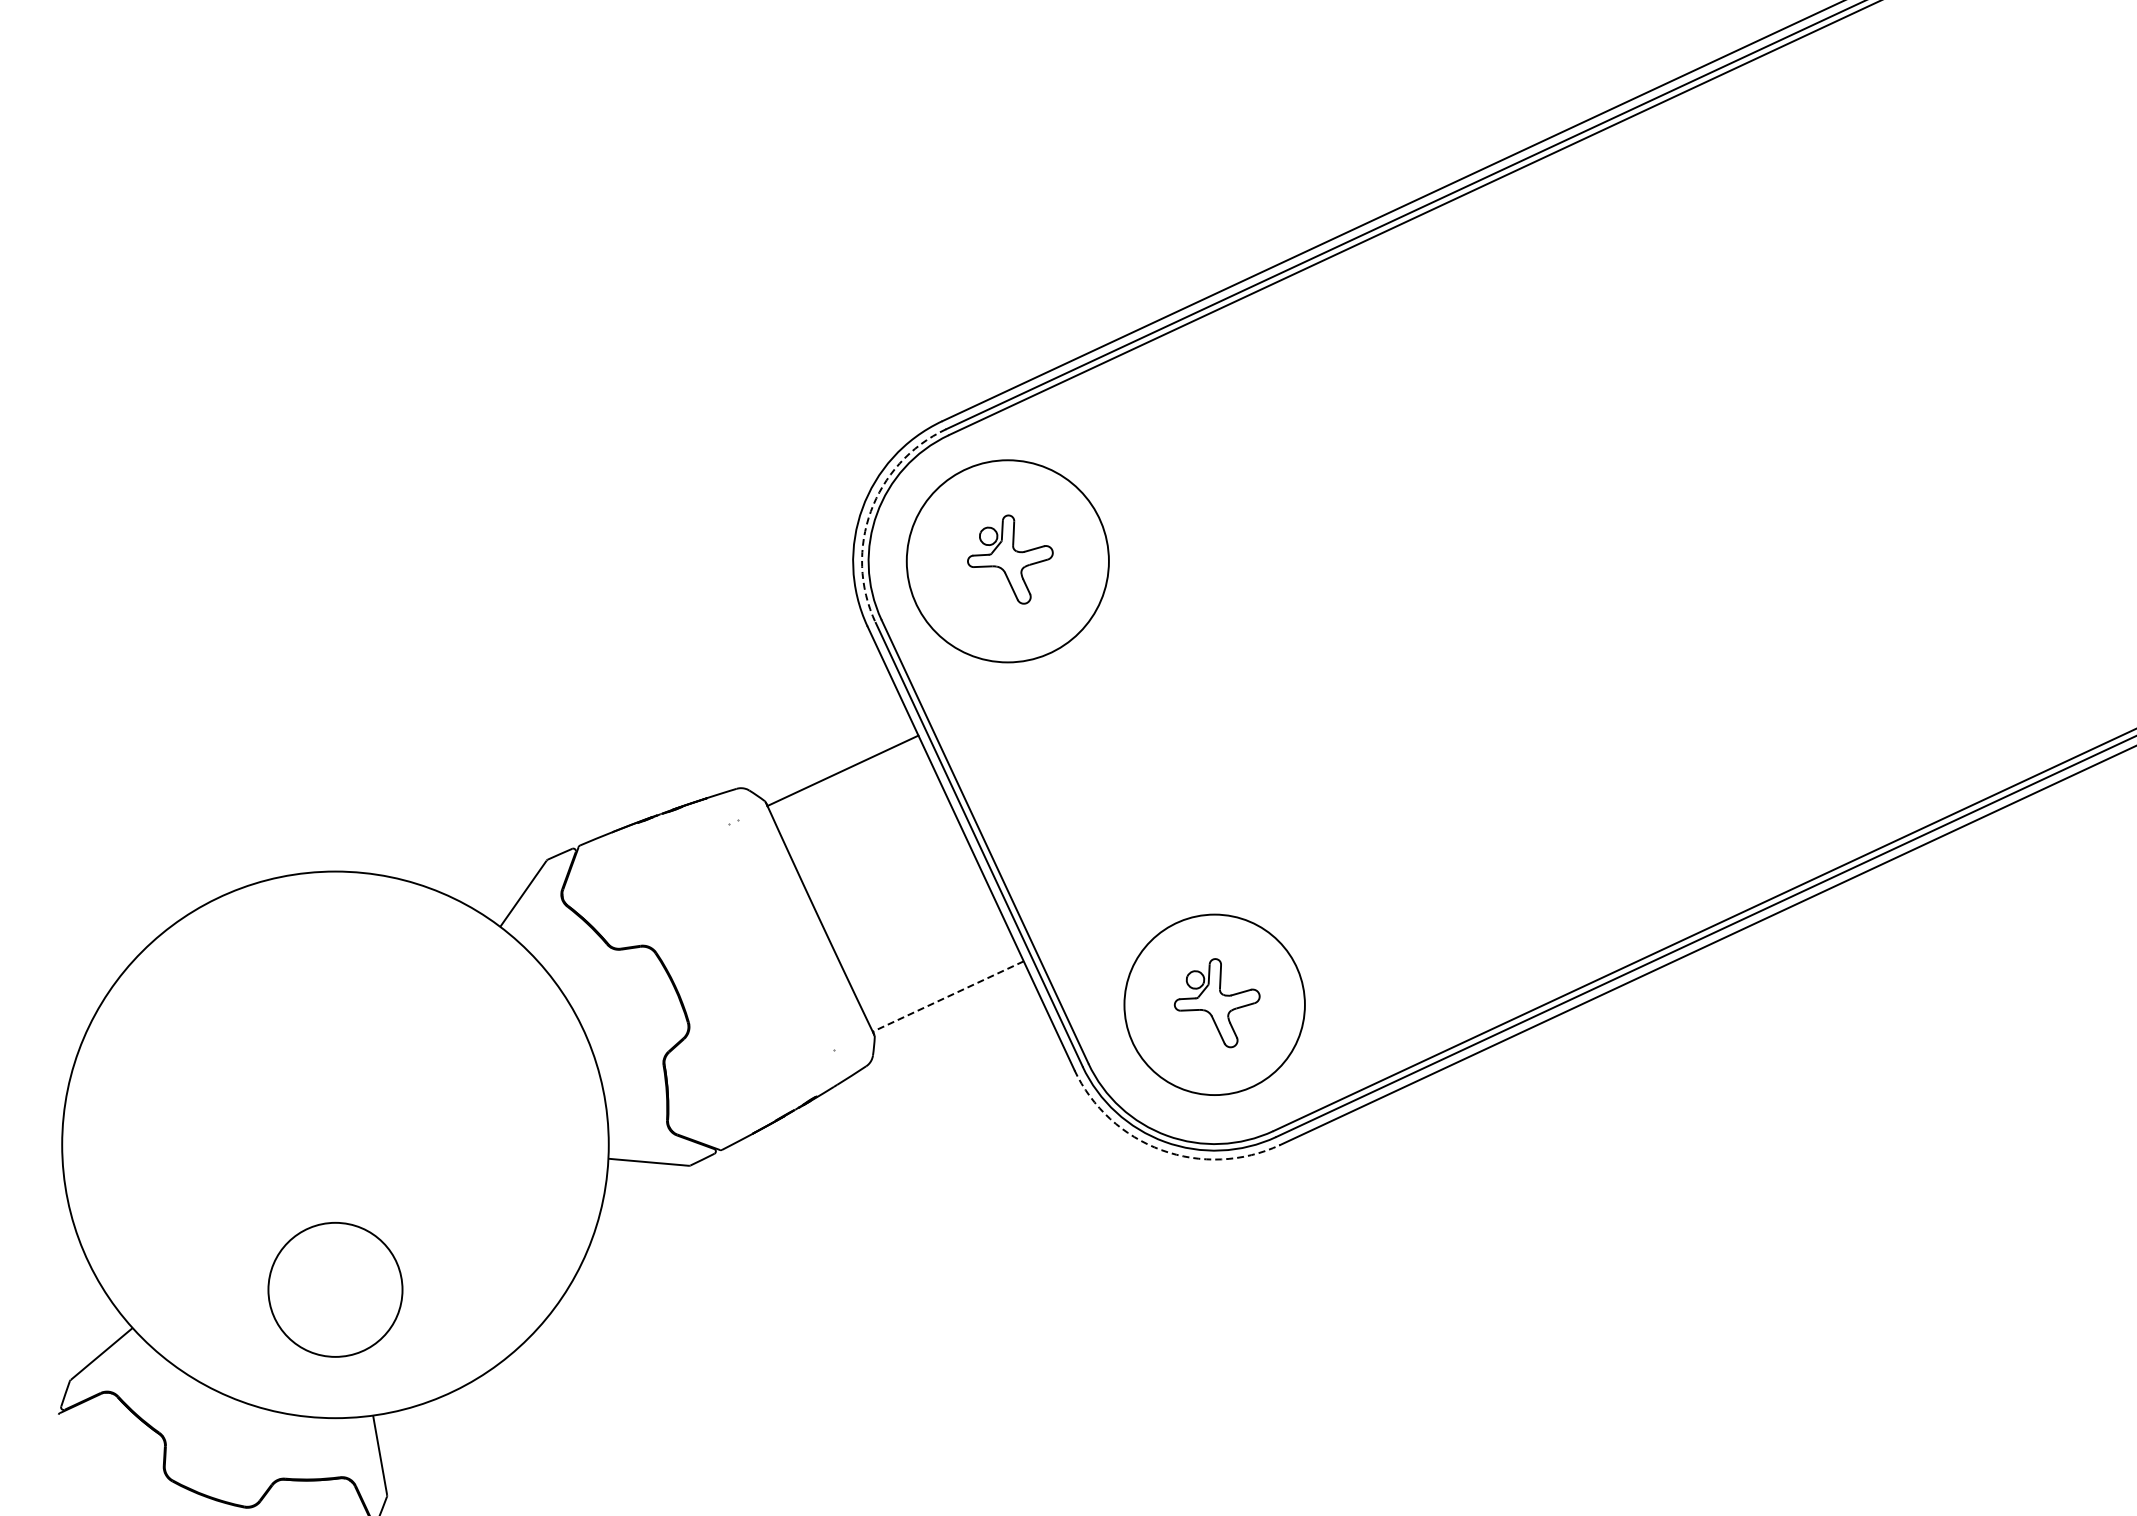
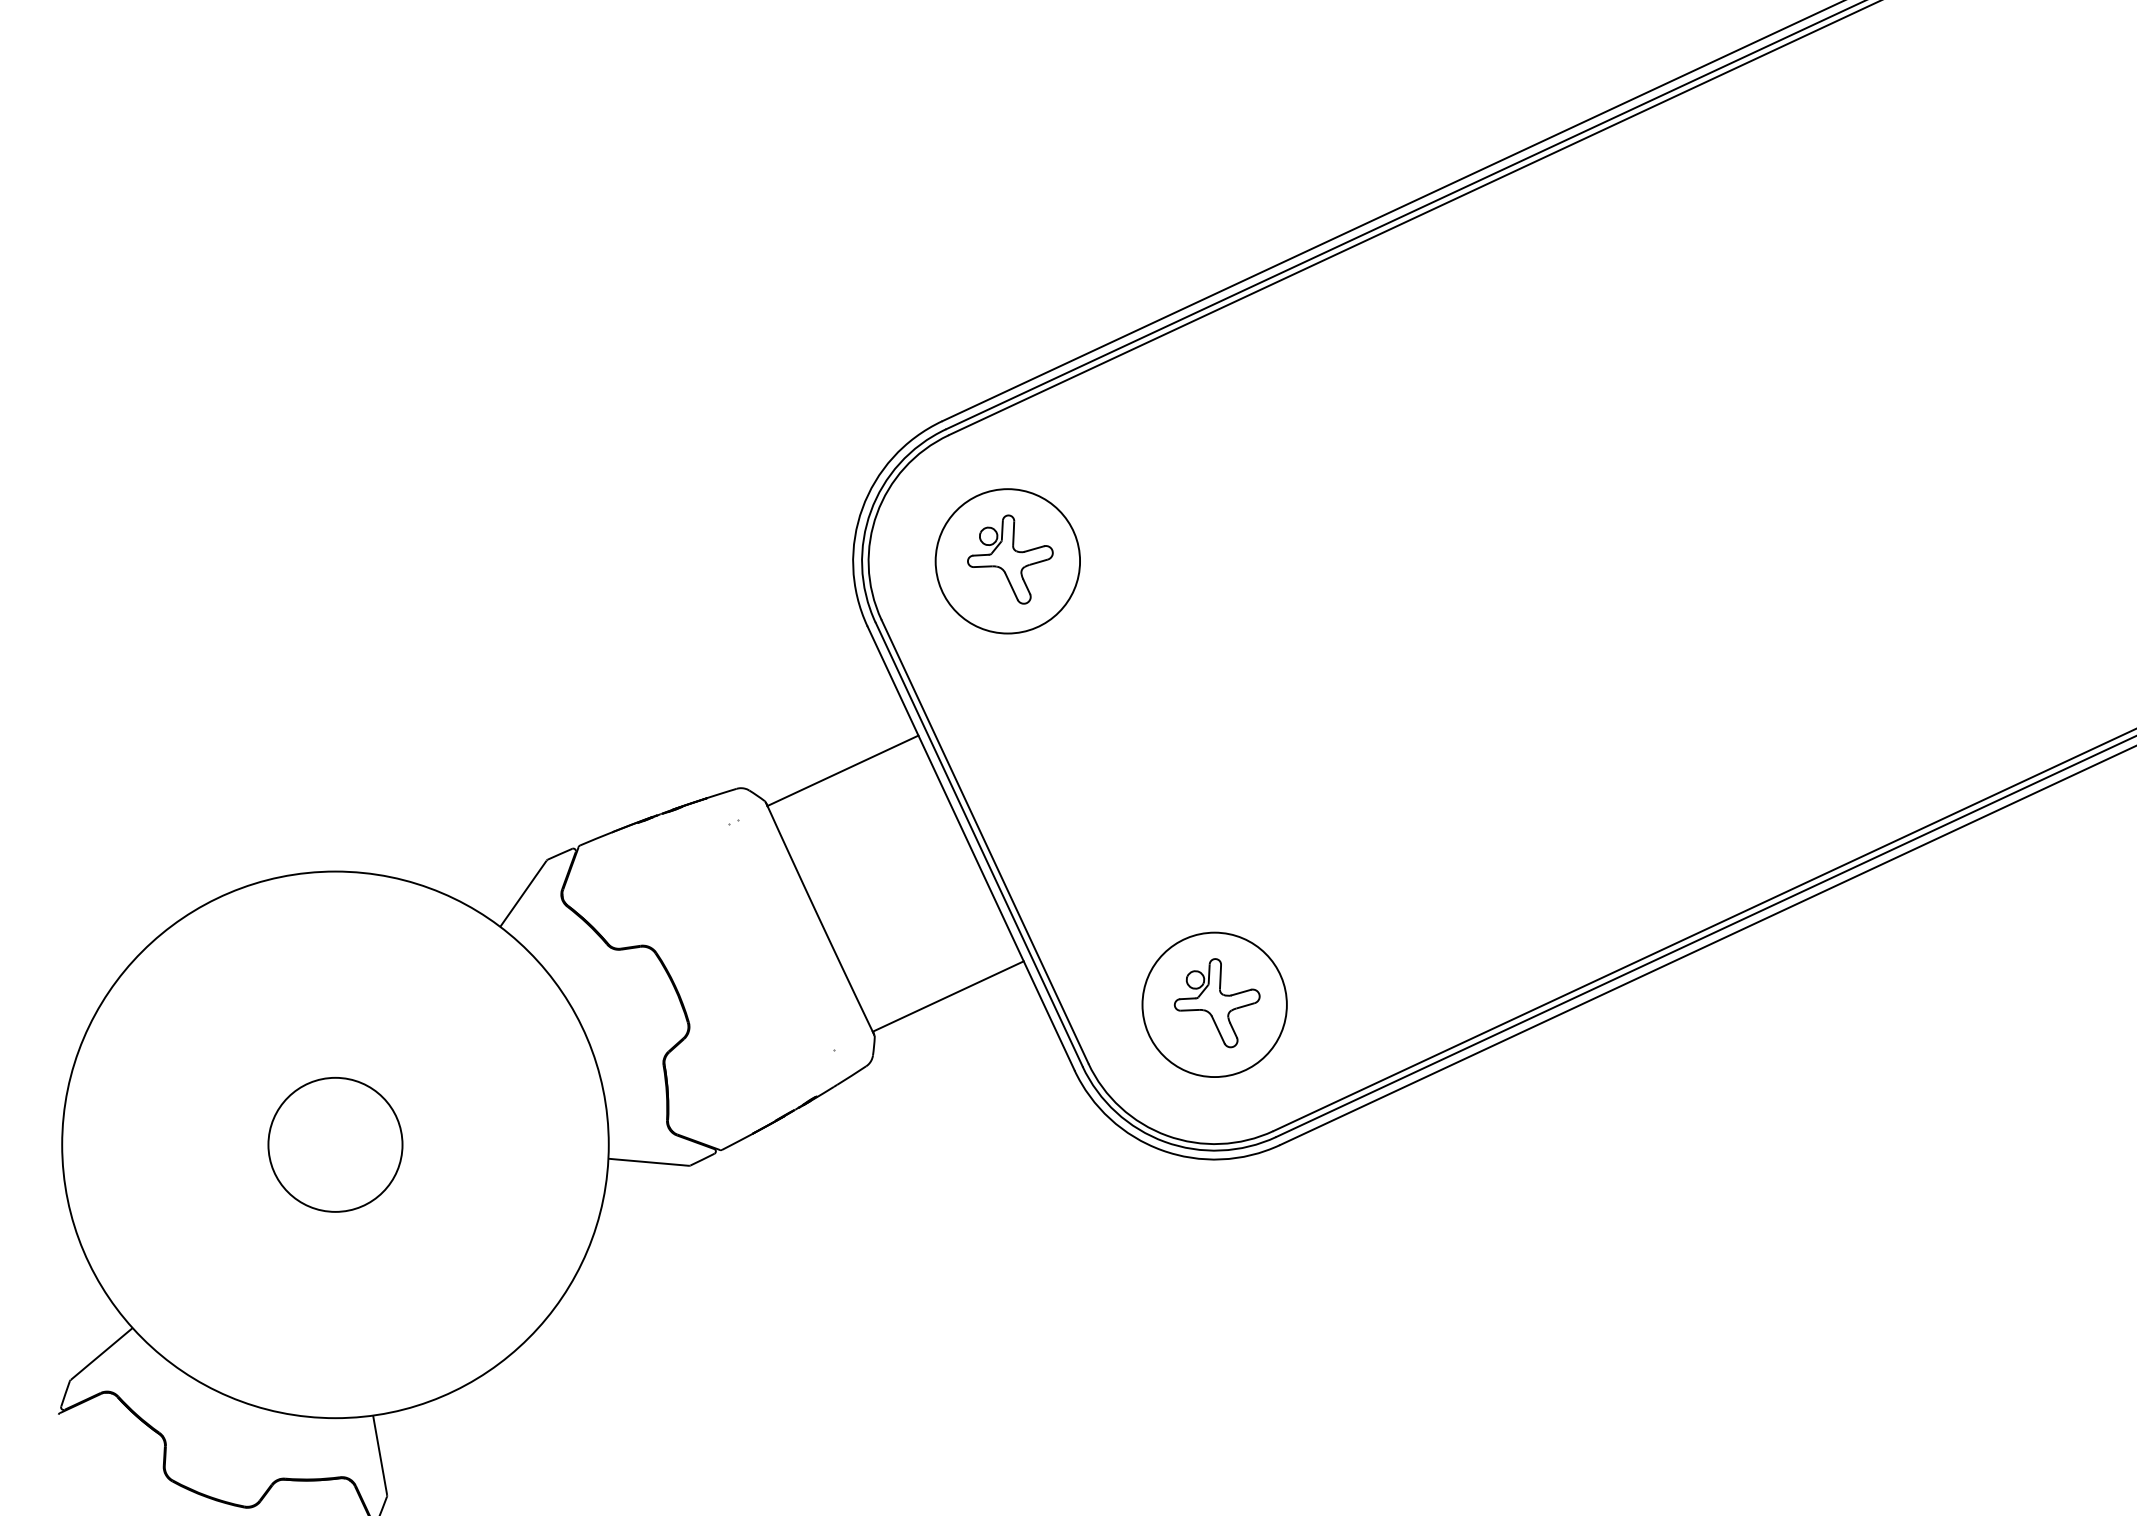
arc: dashed -> solid (870, 511)
circle diameter: 202 px -> 144 px (1007, 561)
line: dashed -> solid (947, 996)
circle diameter: 180 px -> 144 px (1214, 1004)
arc: dashed -> solid (1161, 1150)
circle position: (335, 1289) -> (335, 1144) (335, 1144)
